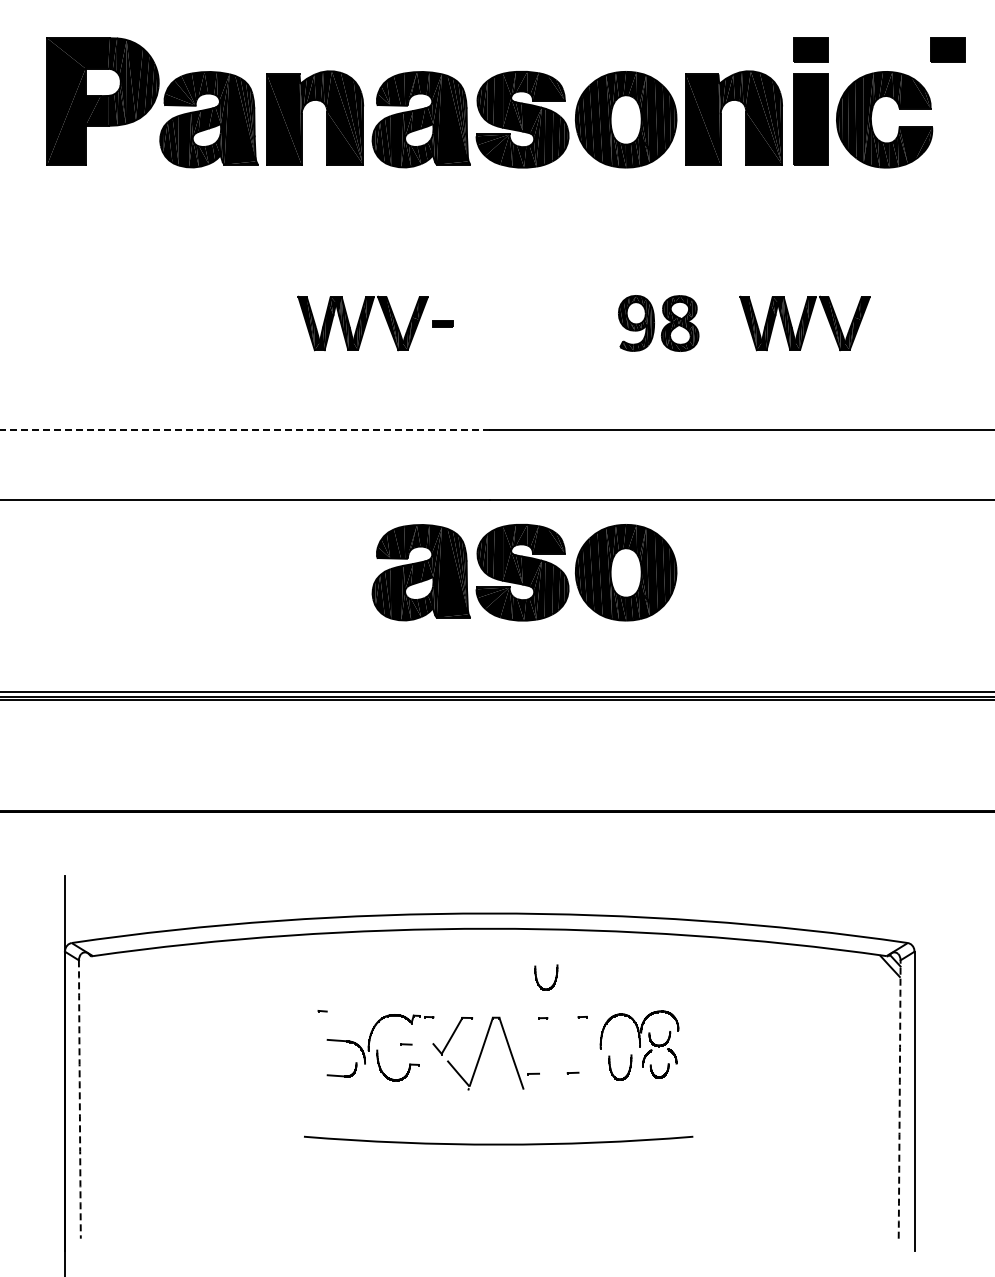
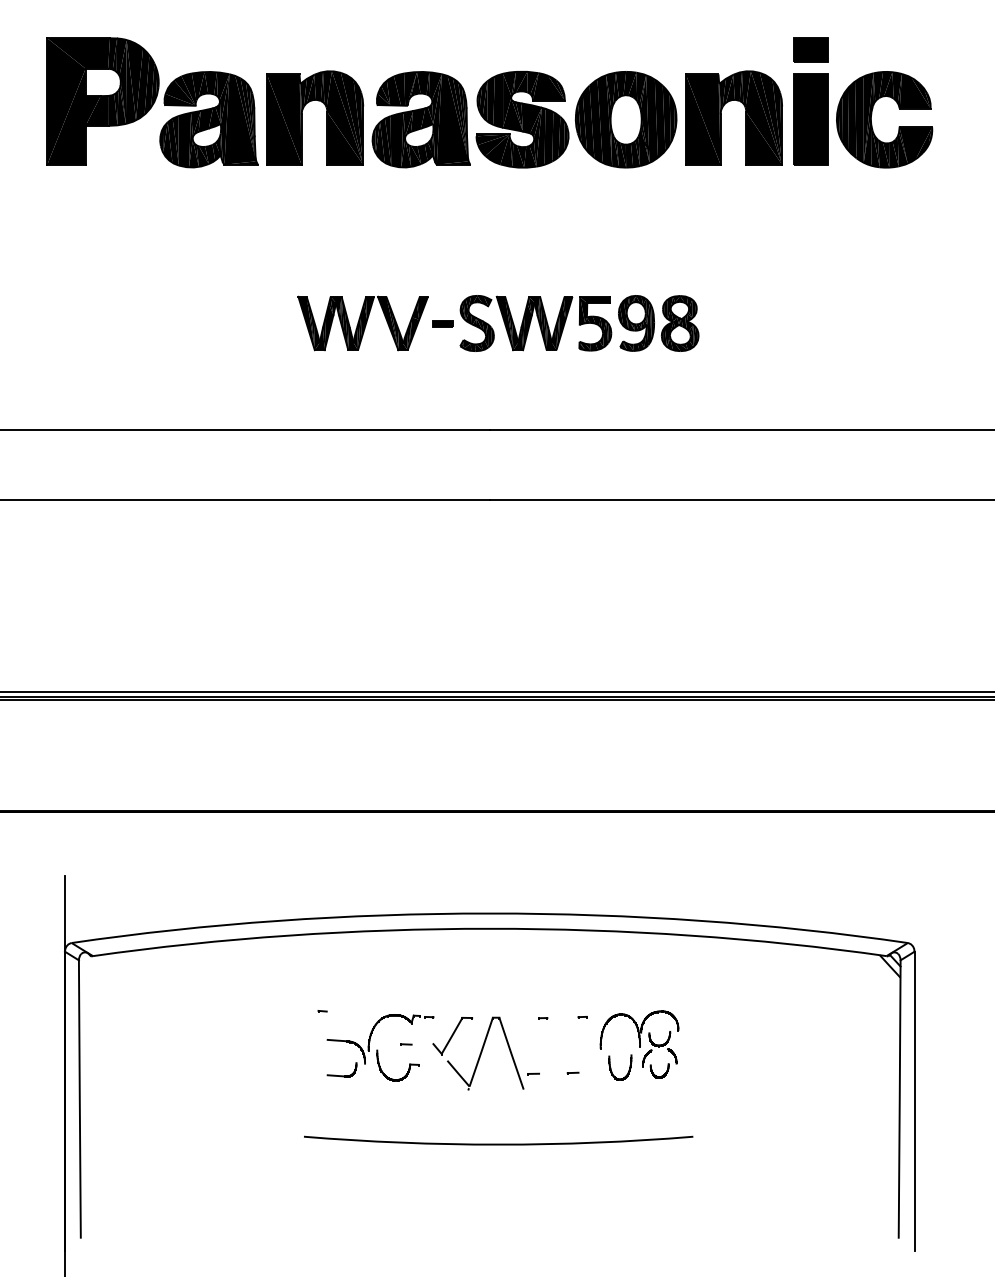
part: present -> none (947, 49)
part: none -> present (535, 323)
part: present -> none (804, 323)
line: dashed -> solid (244, 429)
part: present -> none (524, 572)
part: present -> none (554, 979)
arc: dashed -> solid (79, 1099)
arc: dashed -> solid (899, 1099)
